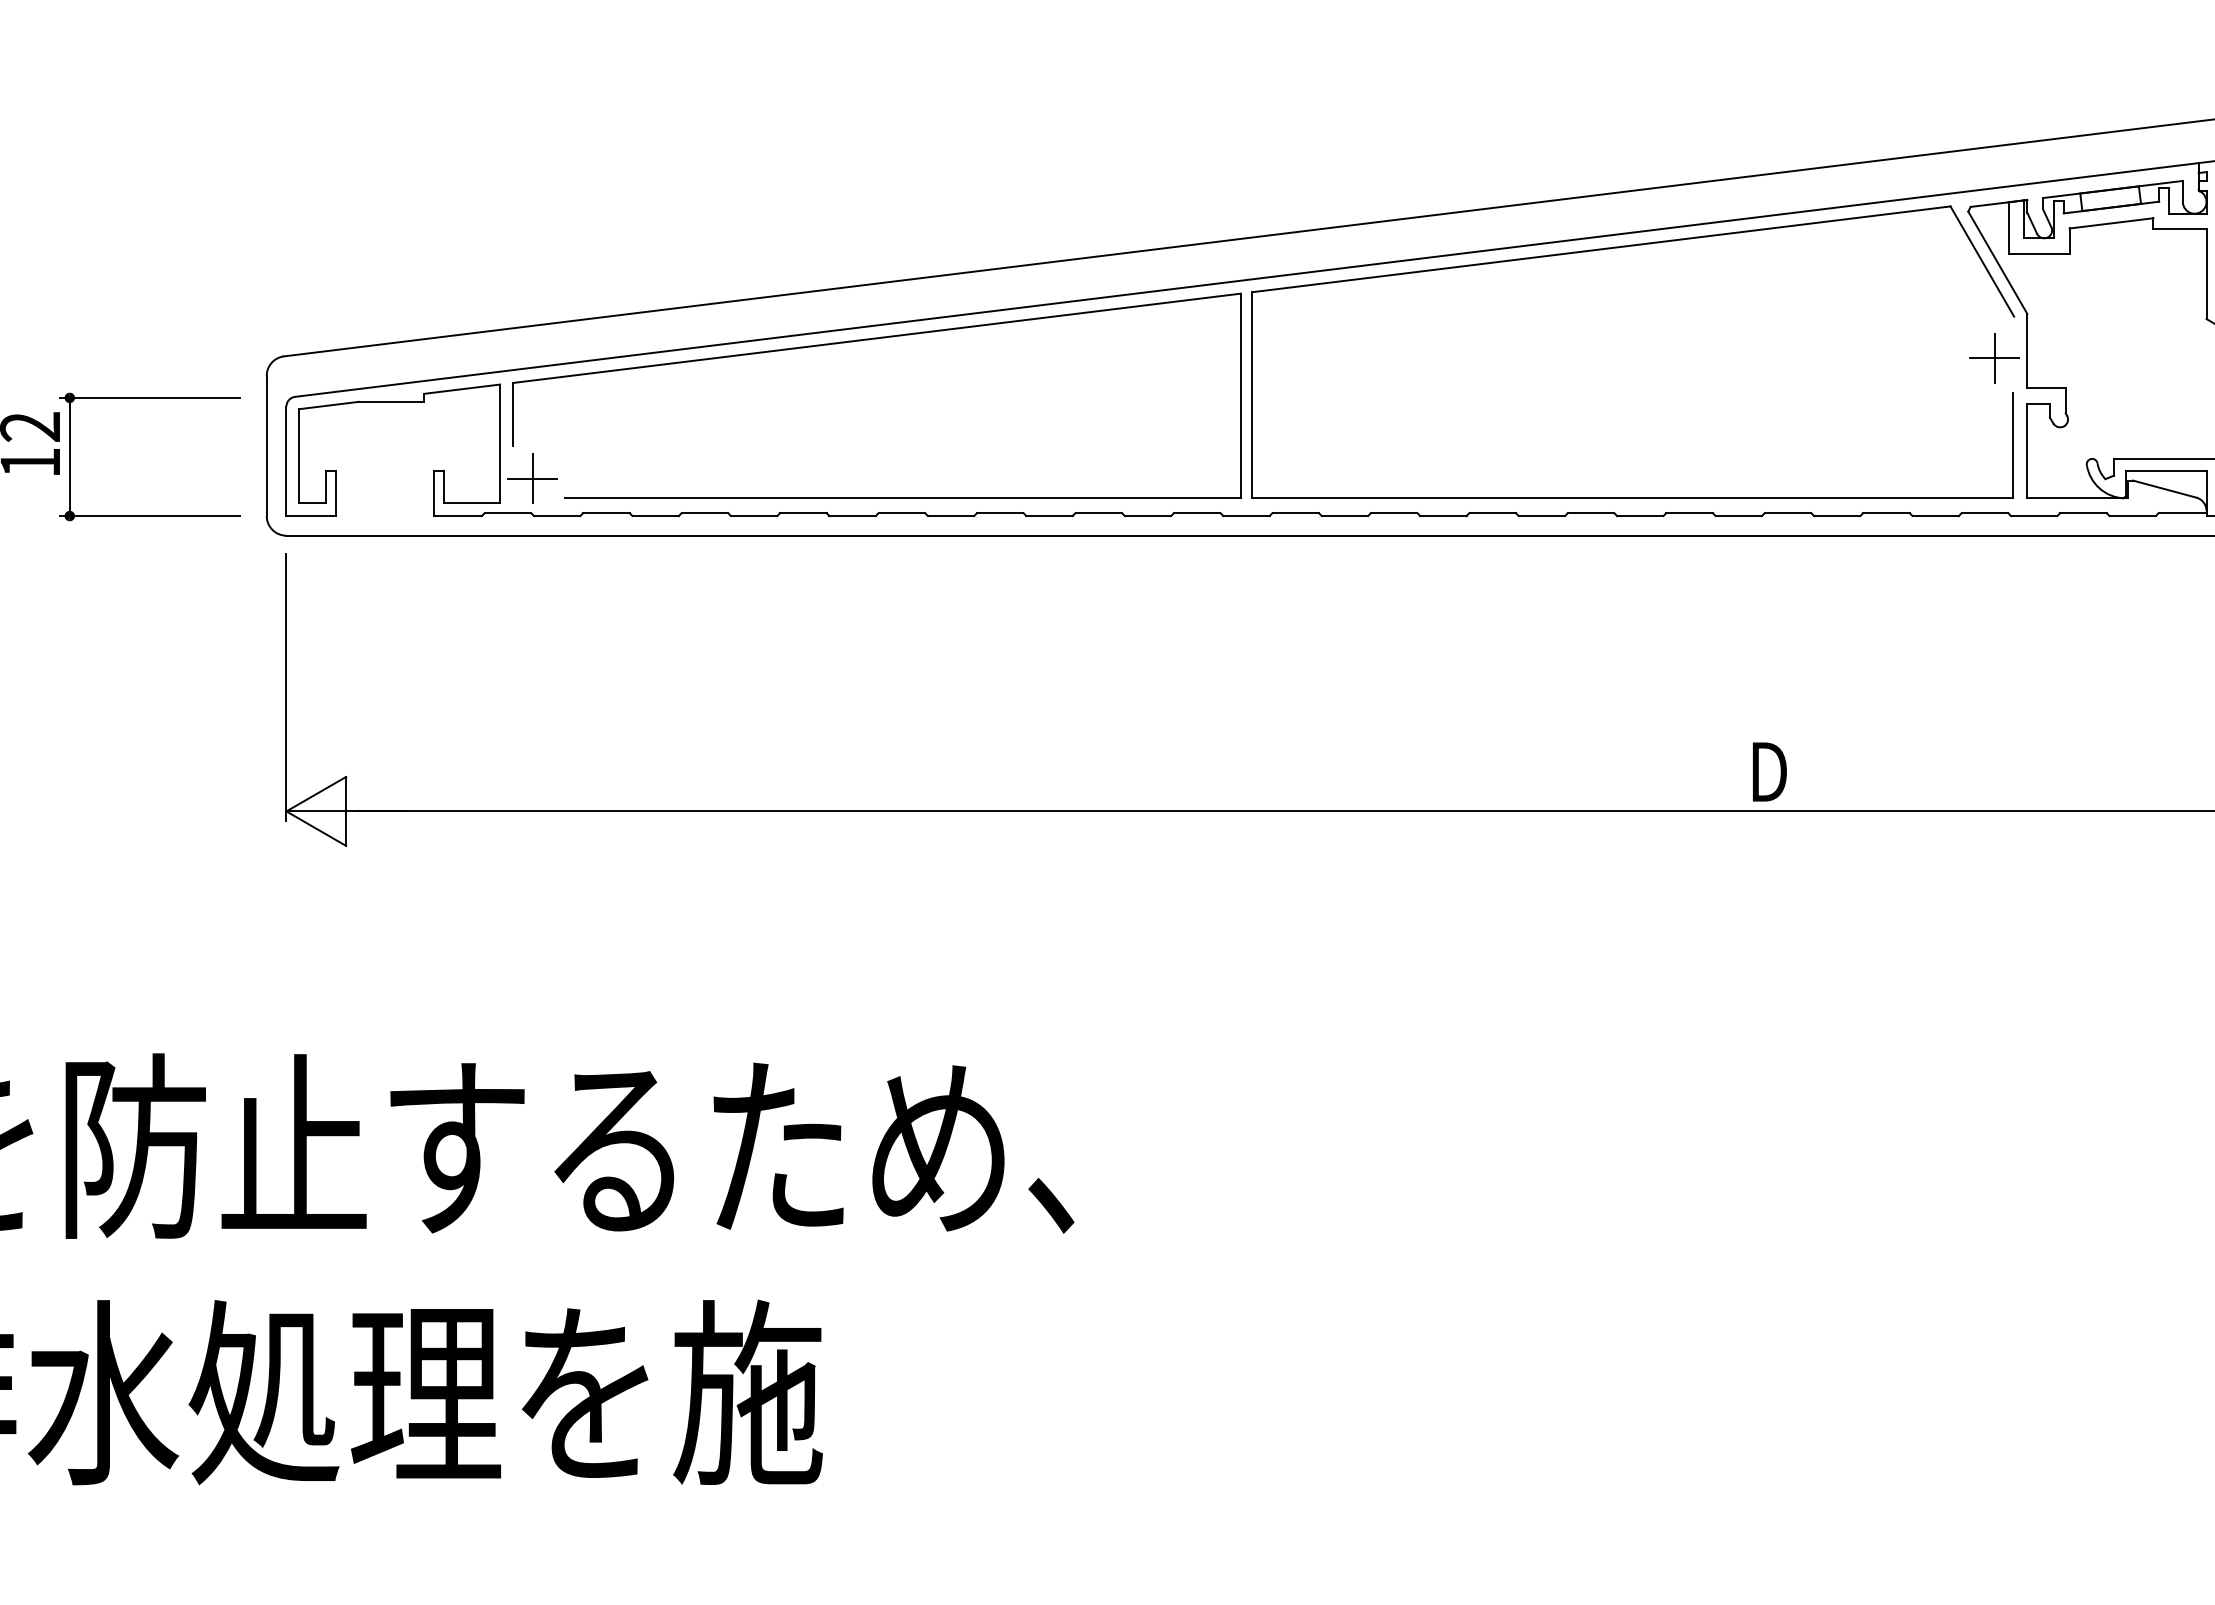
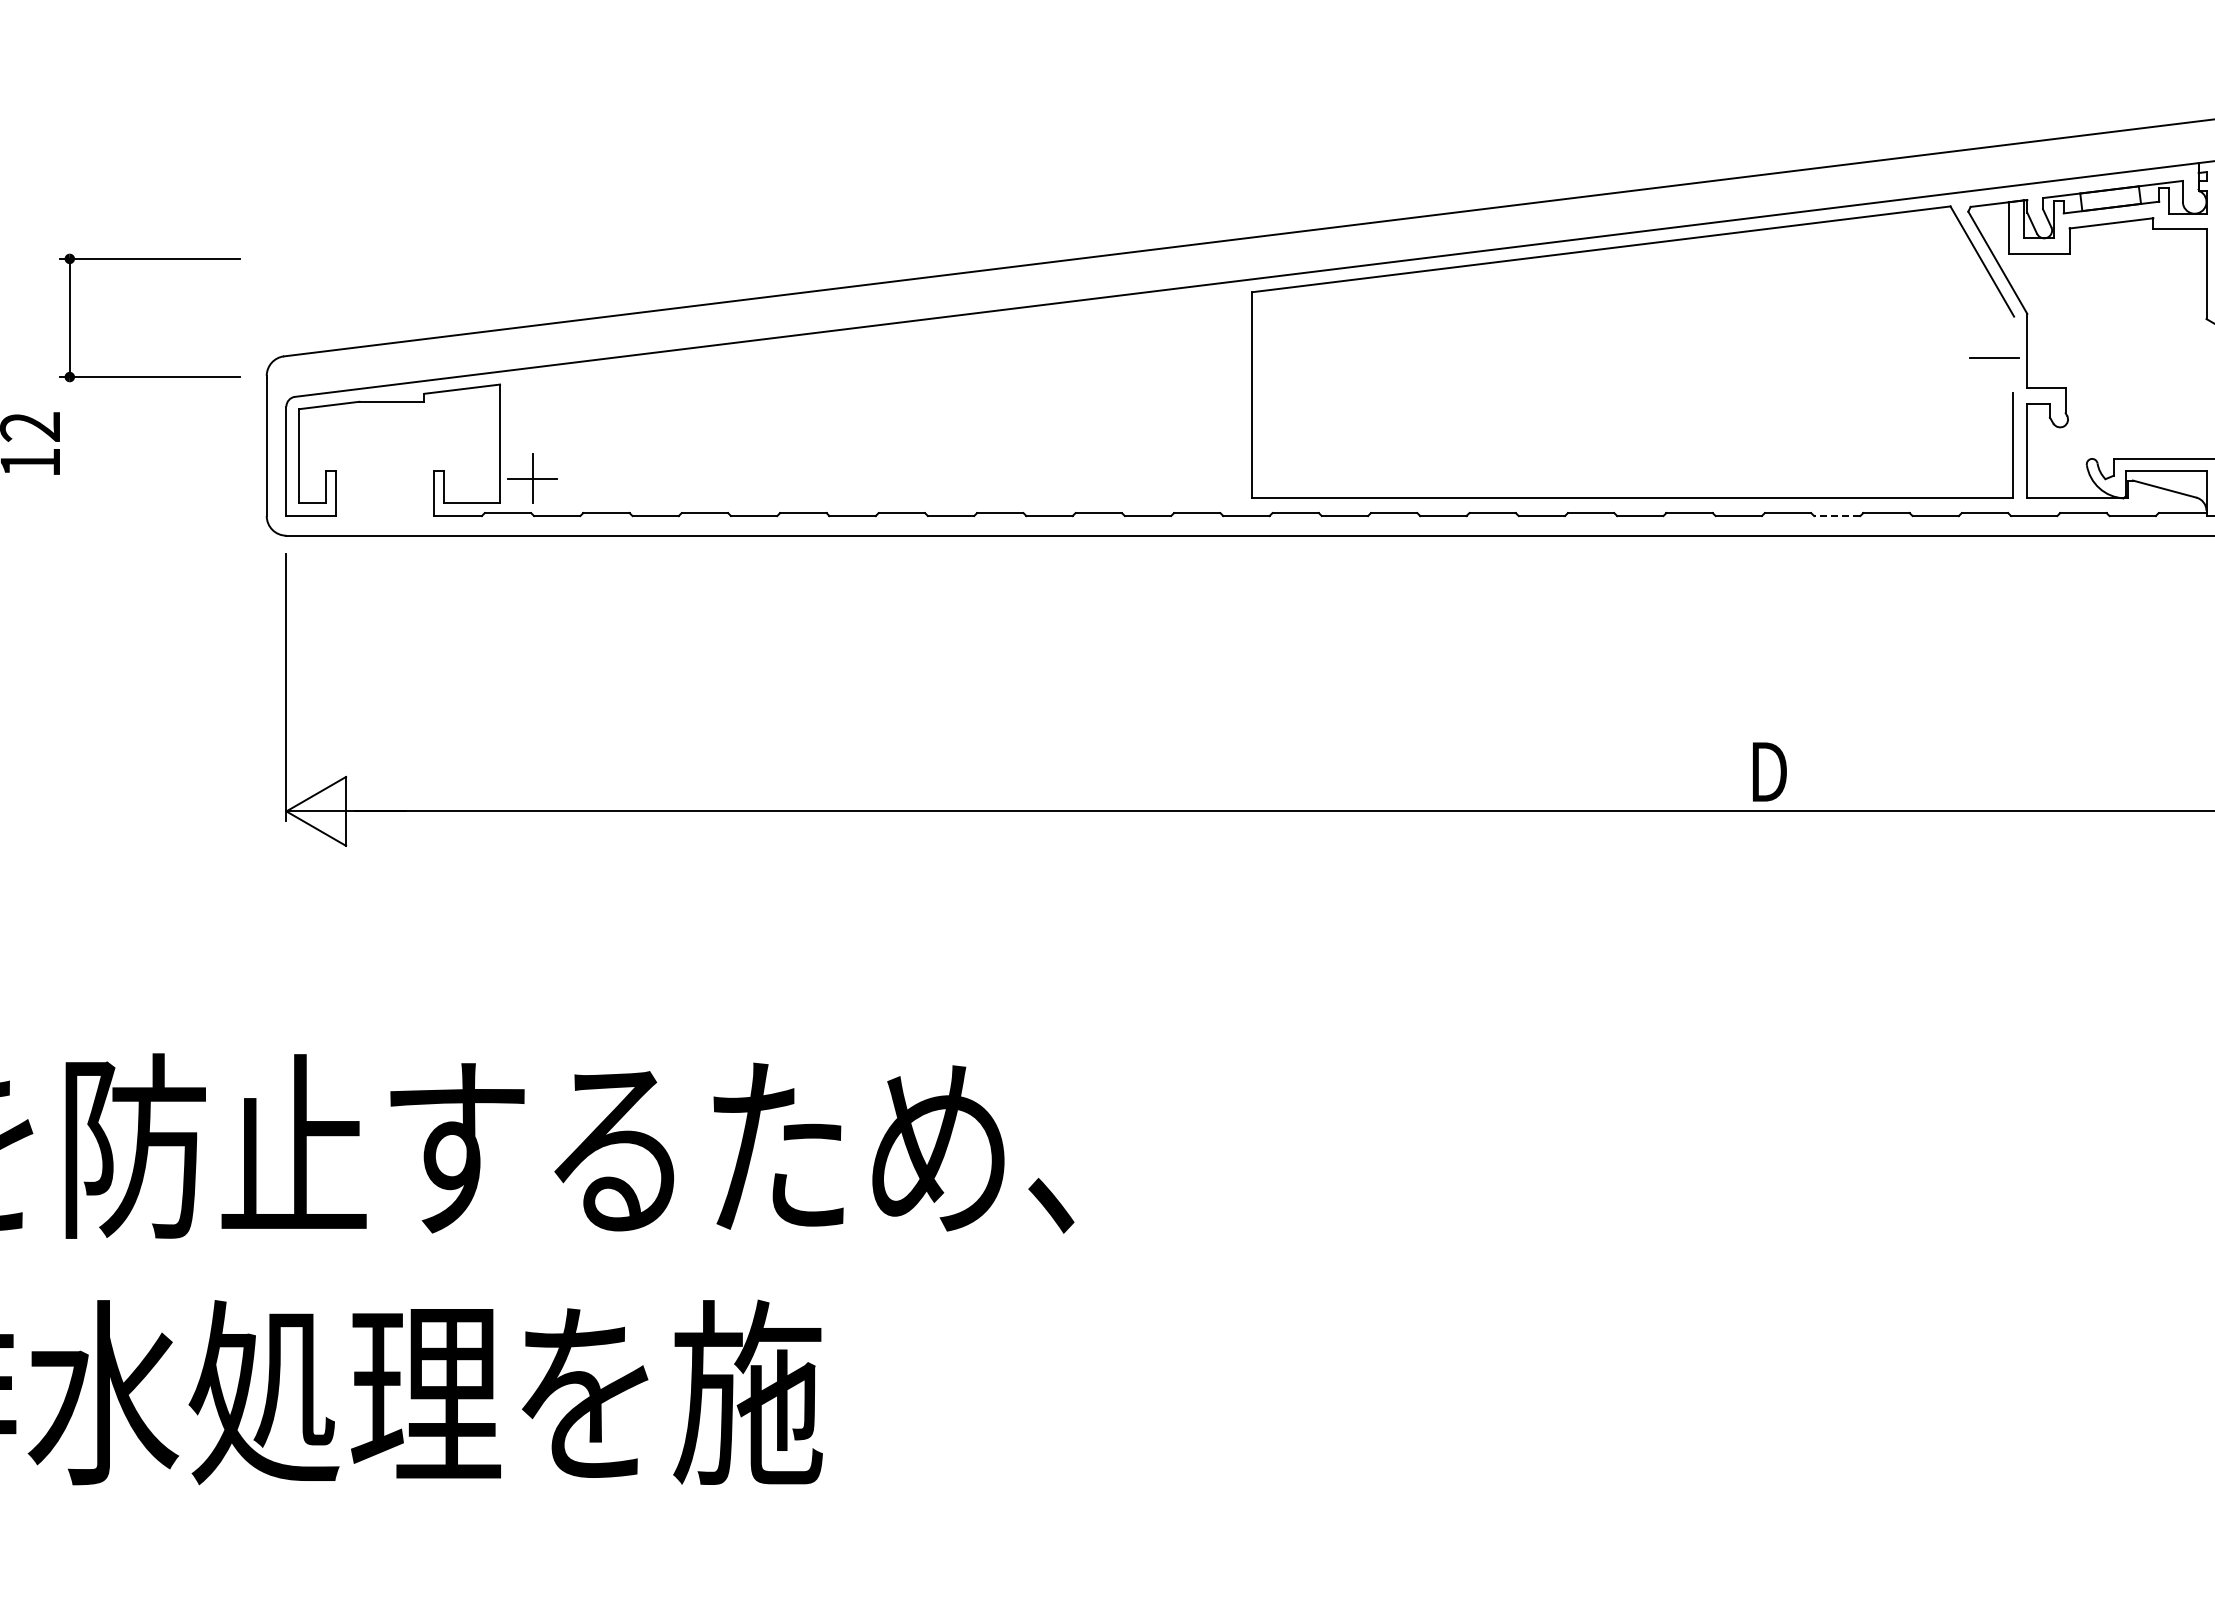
part: present -> none (869, 340)
line: present -> none (1994, 358)
part position: (149, 398) -> (149, 259) (149, 259)
line: solid -> dashed (1836, 516)
